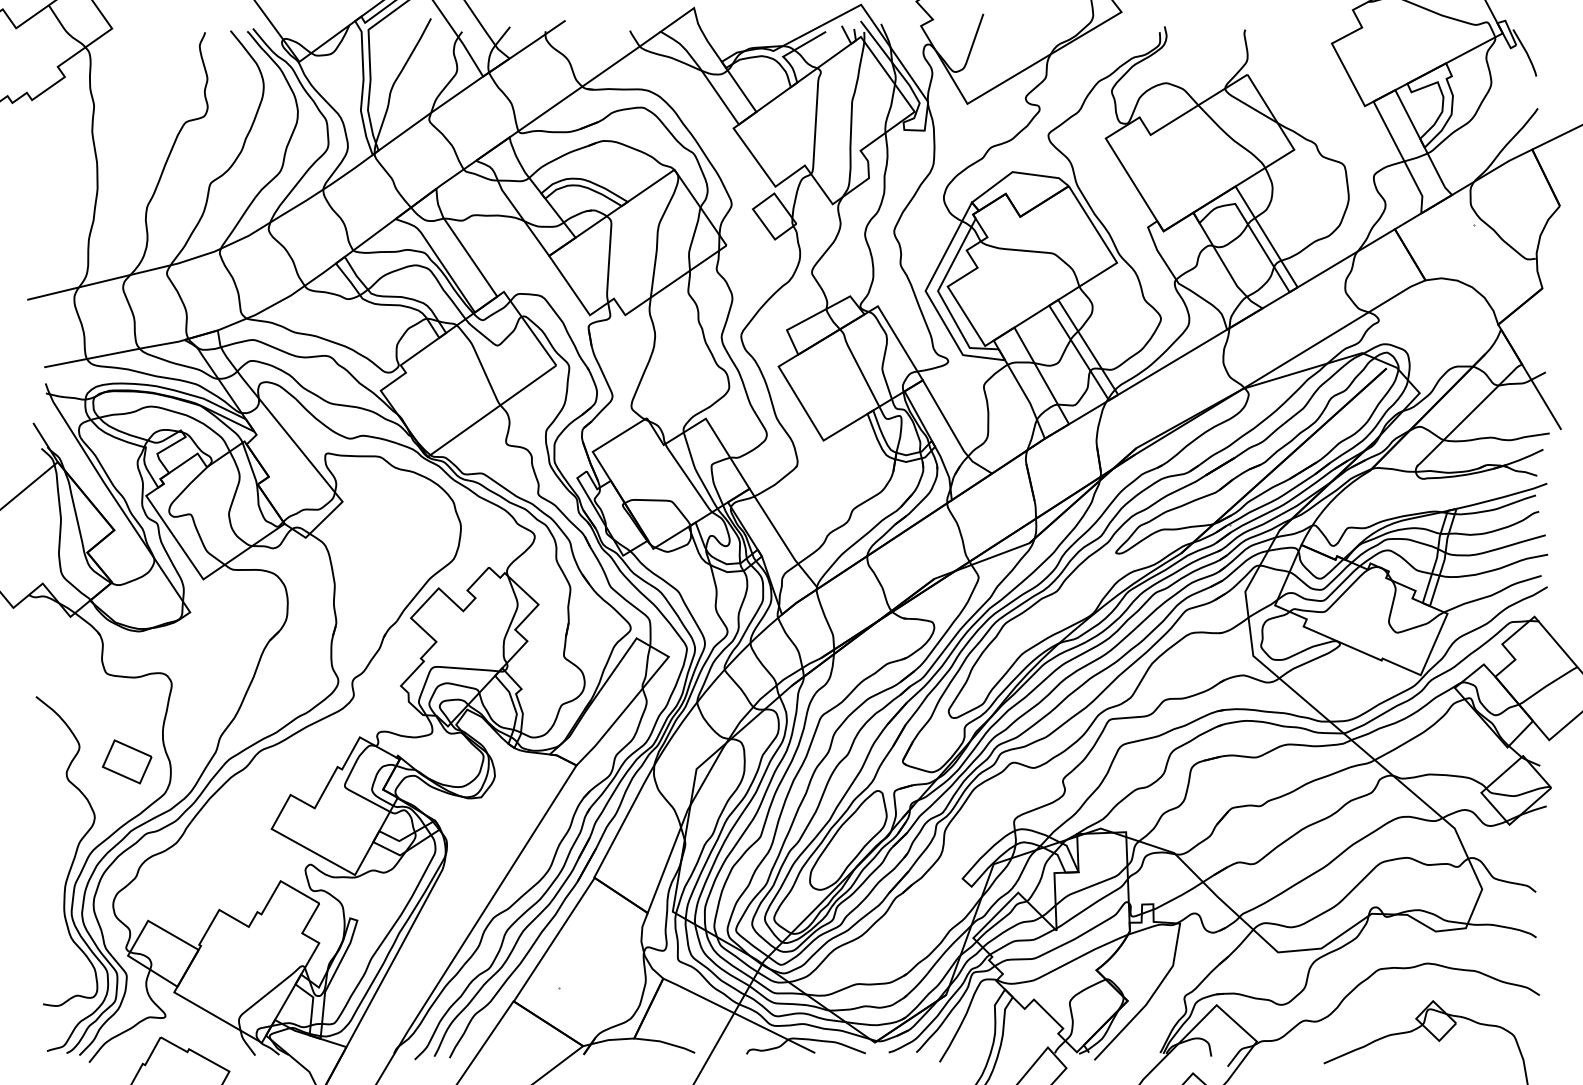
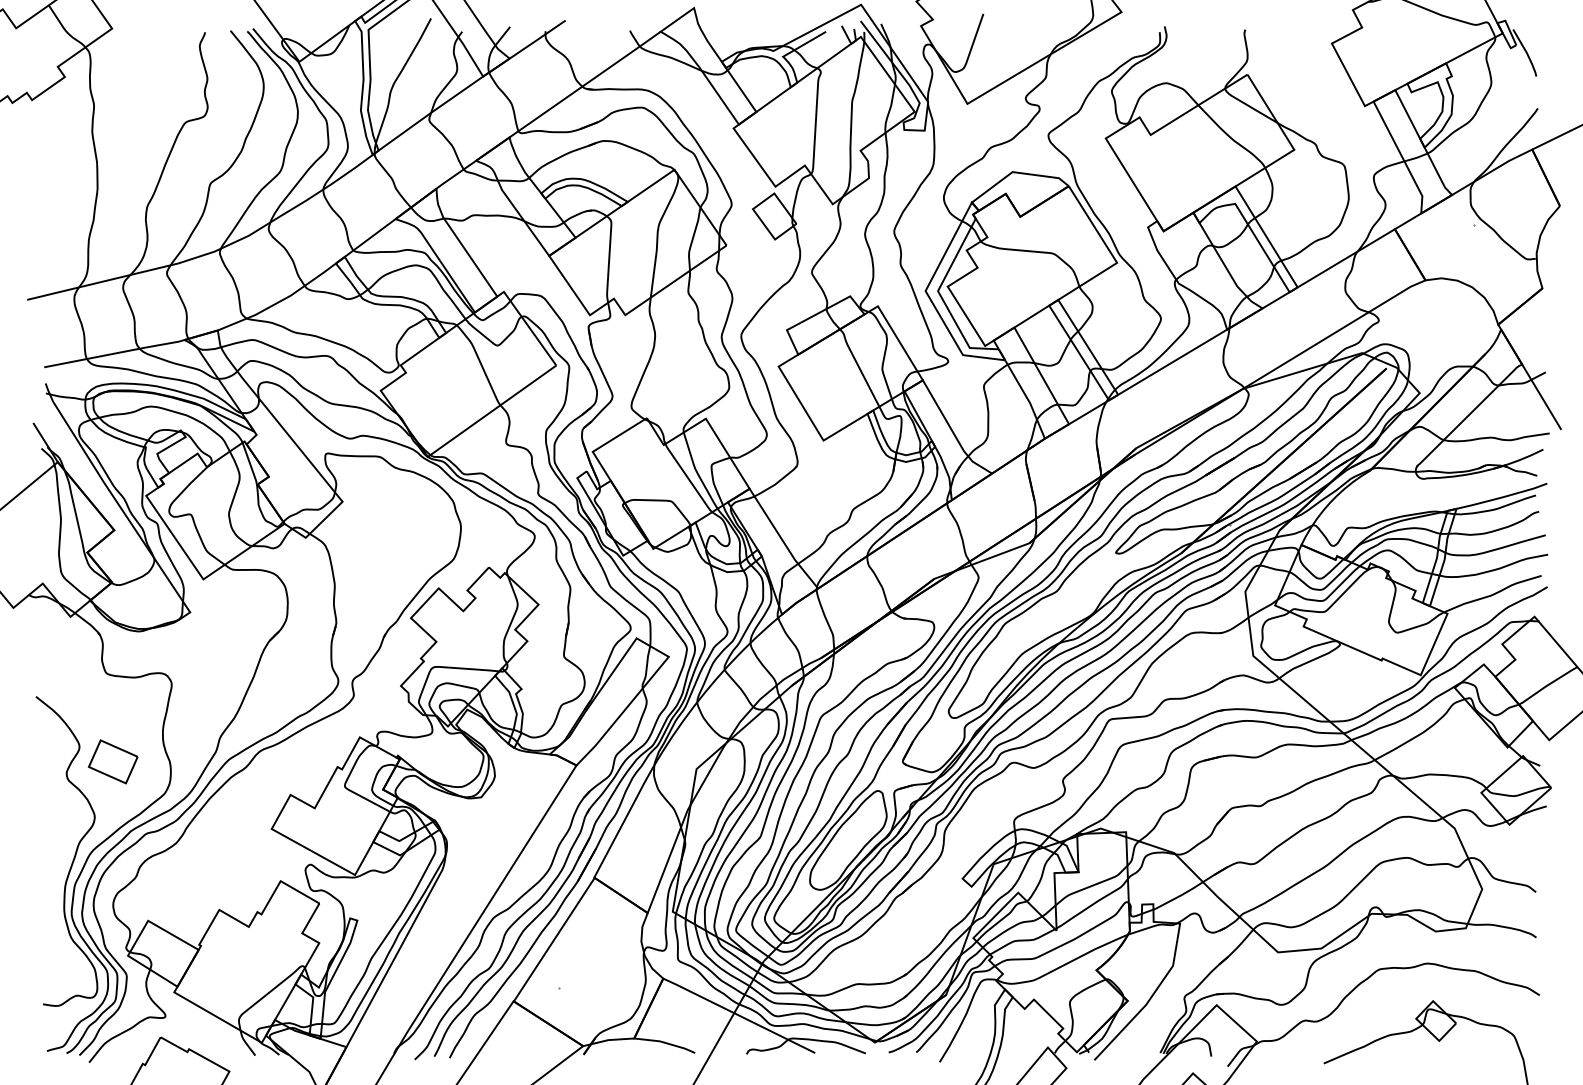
part position: (126, 761) -> (112, 761) (112, 761)
